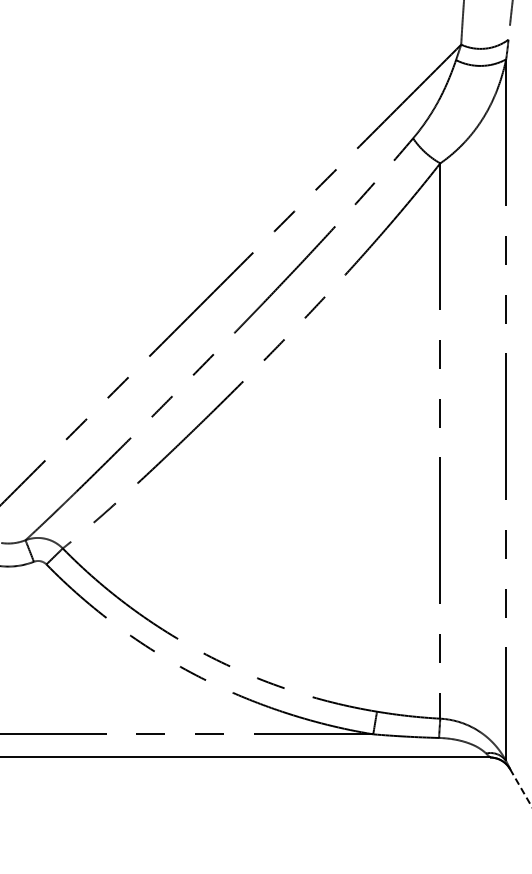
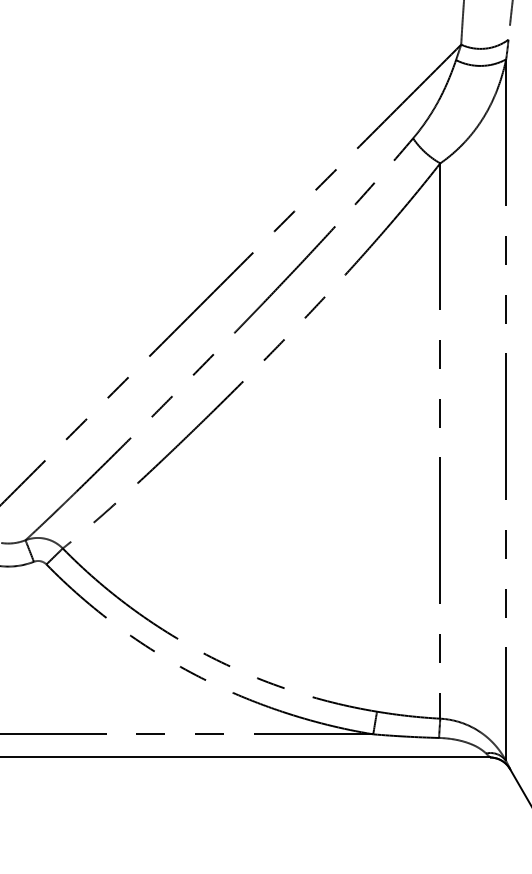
line: dashed -> solid (521, 788)
